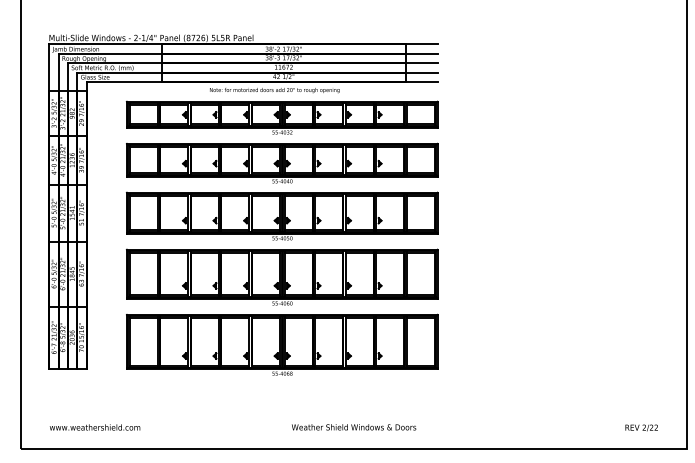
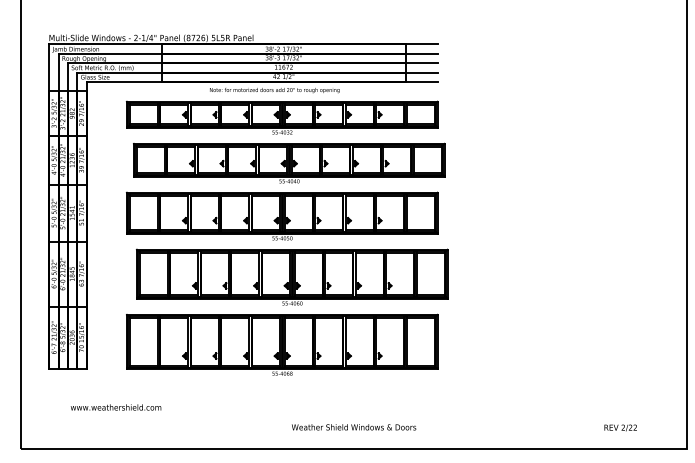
part position: (282, 162) -> (289, 162) (289, 162)
part position: (282, 276) -> (292, 276) (292, 276)
text position: (94, 427) -> (115, 407) (115, 407)
text position: (641, 427) -> (620, 427) (620, 427)
